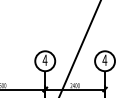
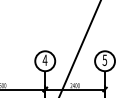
text: 4 -> 5 (104, 59)
